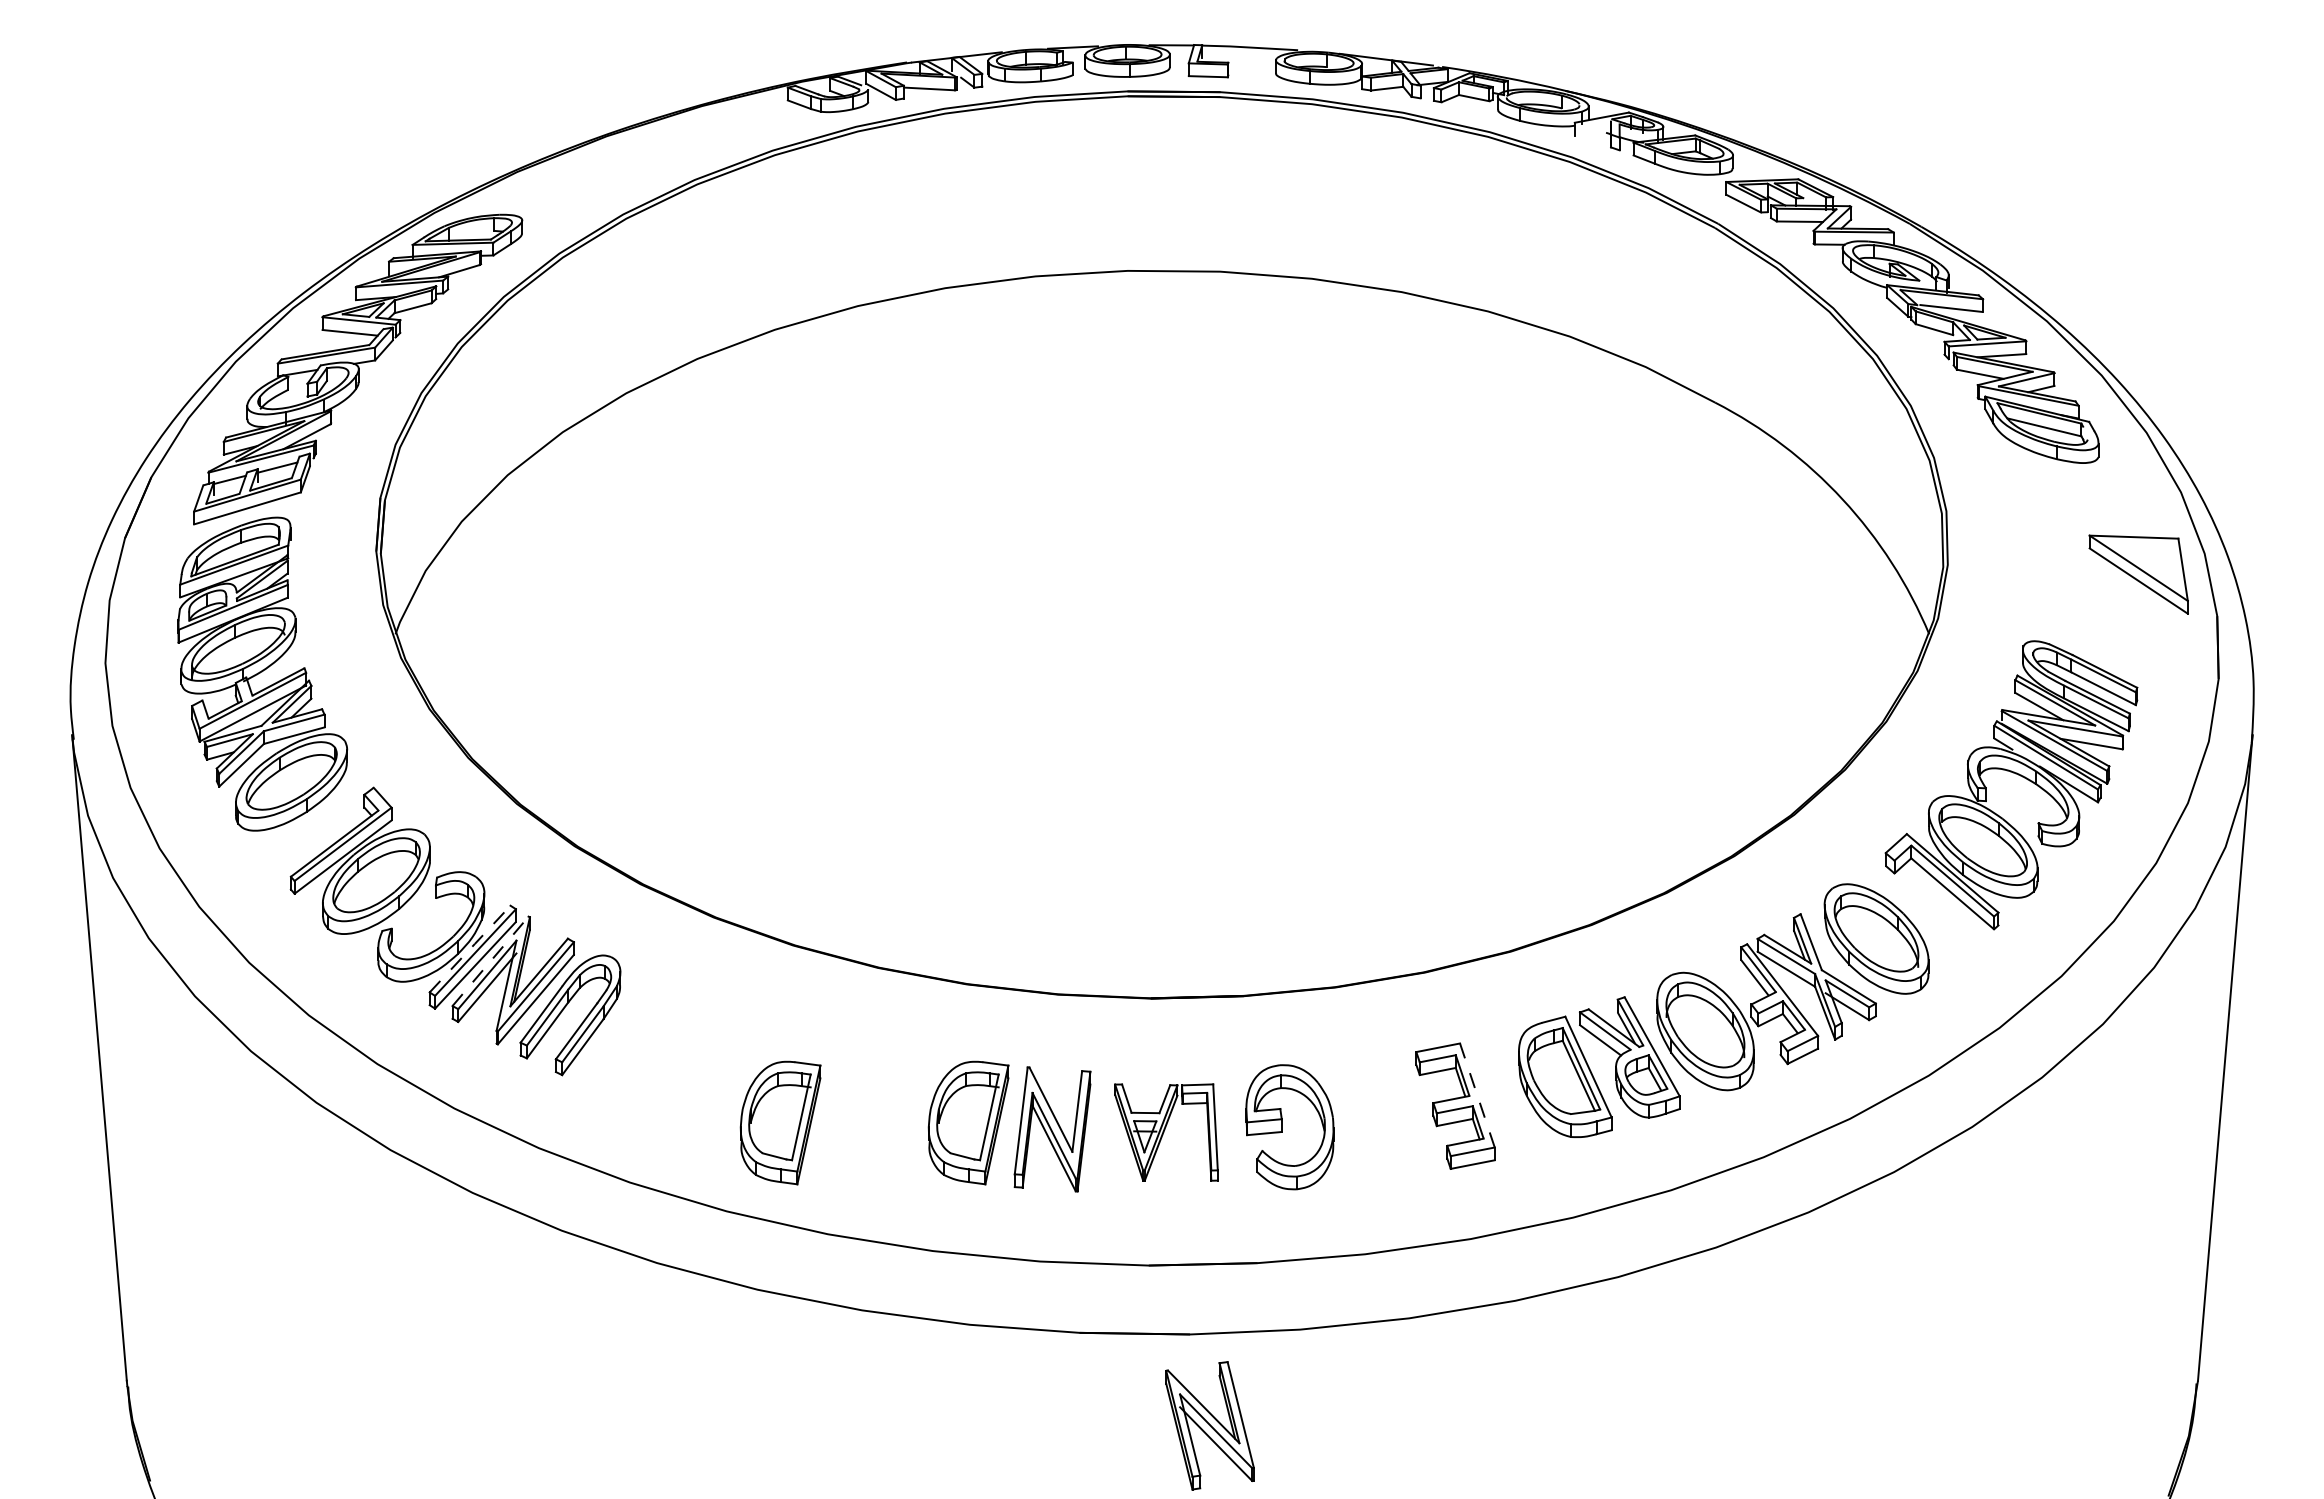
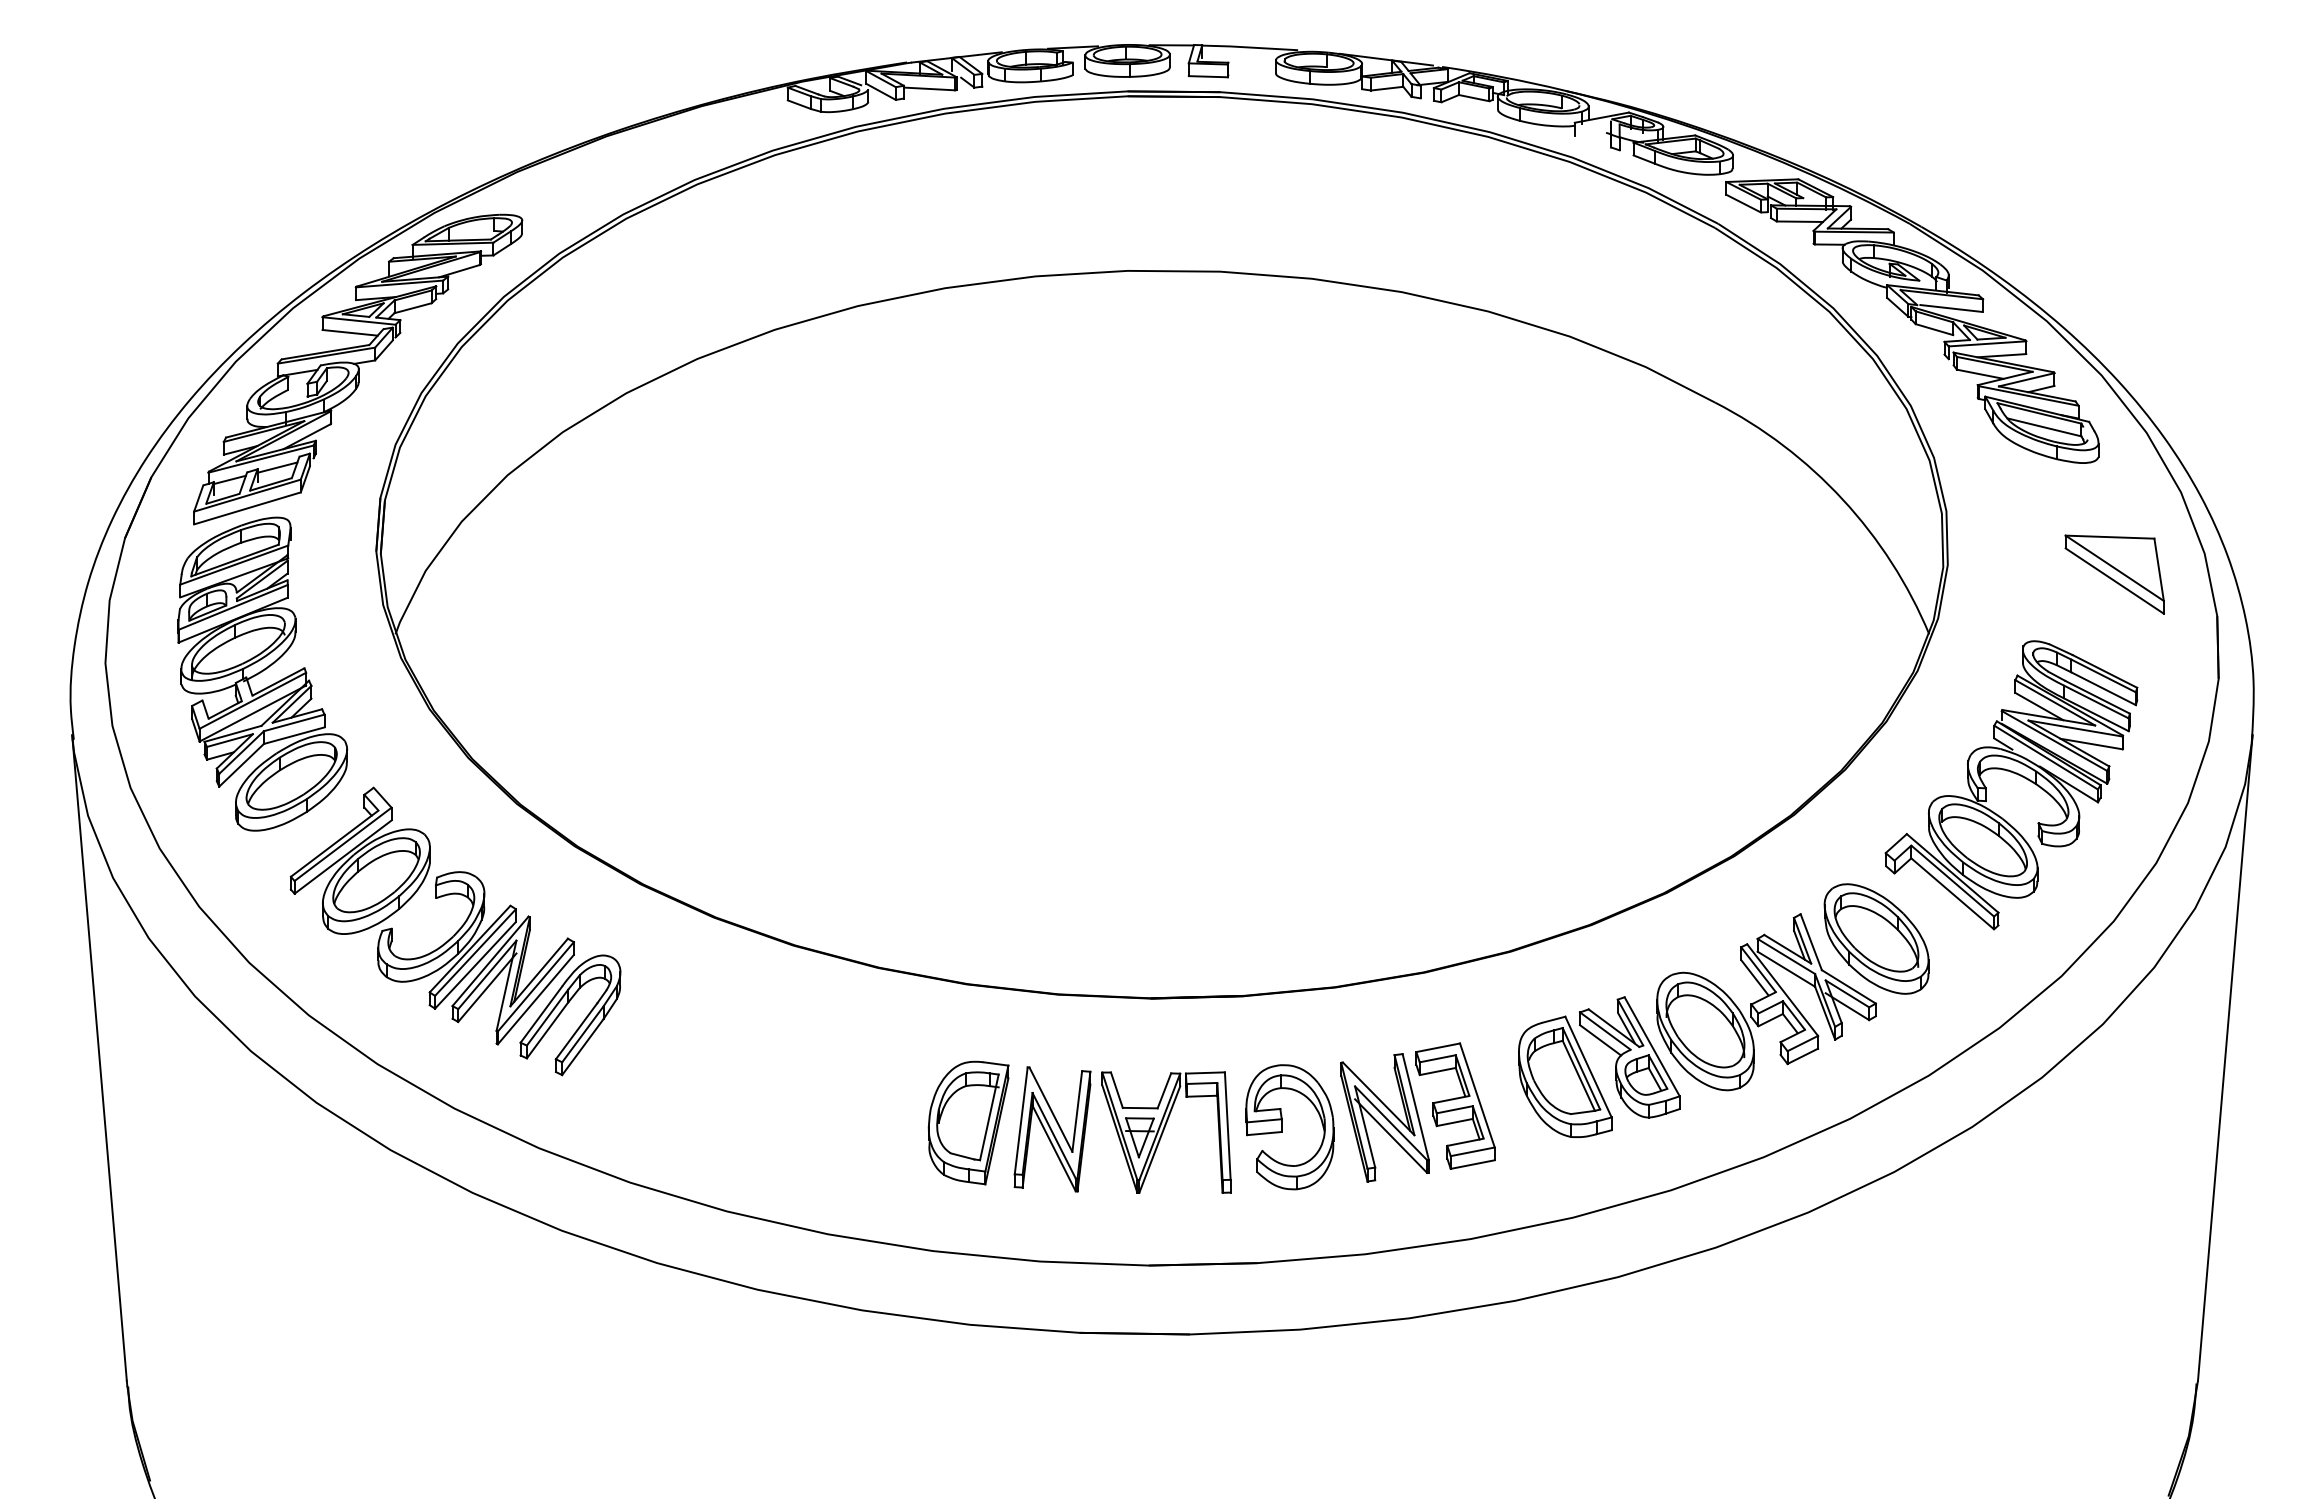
part position: (2138, 574) -> (2114, 574) (2114, 574)
line: dashed -> solid (470, 948)
line: dashed -> solid (490, 961)
line: dashed -> solid (1477, 1095)
part: present -> none (780, 1122)
part size: 105x99 px -> 131x123 px (1166, 1132)
part position: (1209, 1425) -> (1384, 1117) (1384, 1117)
